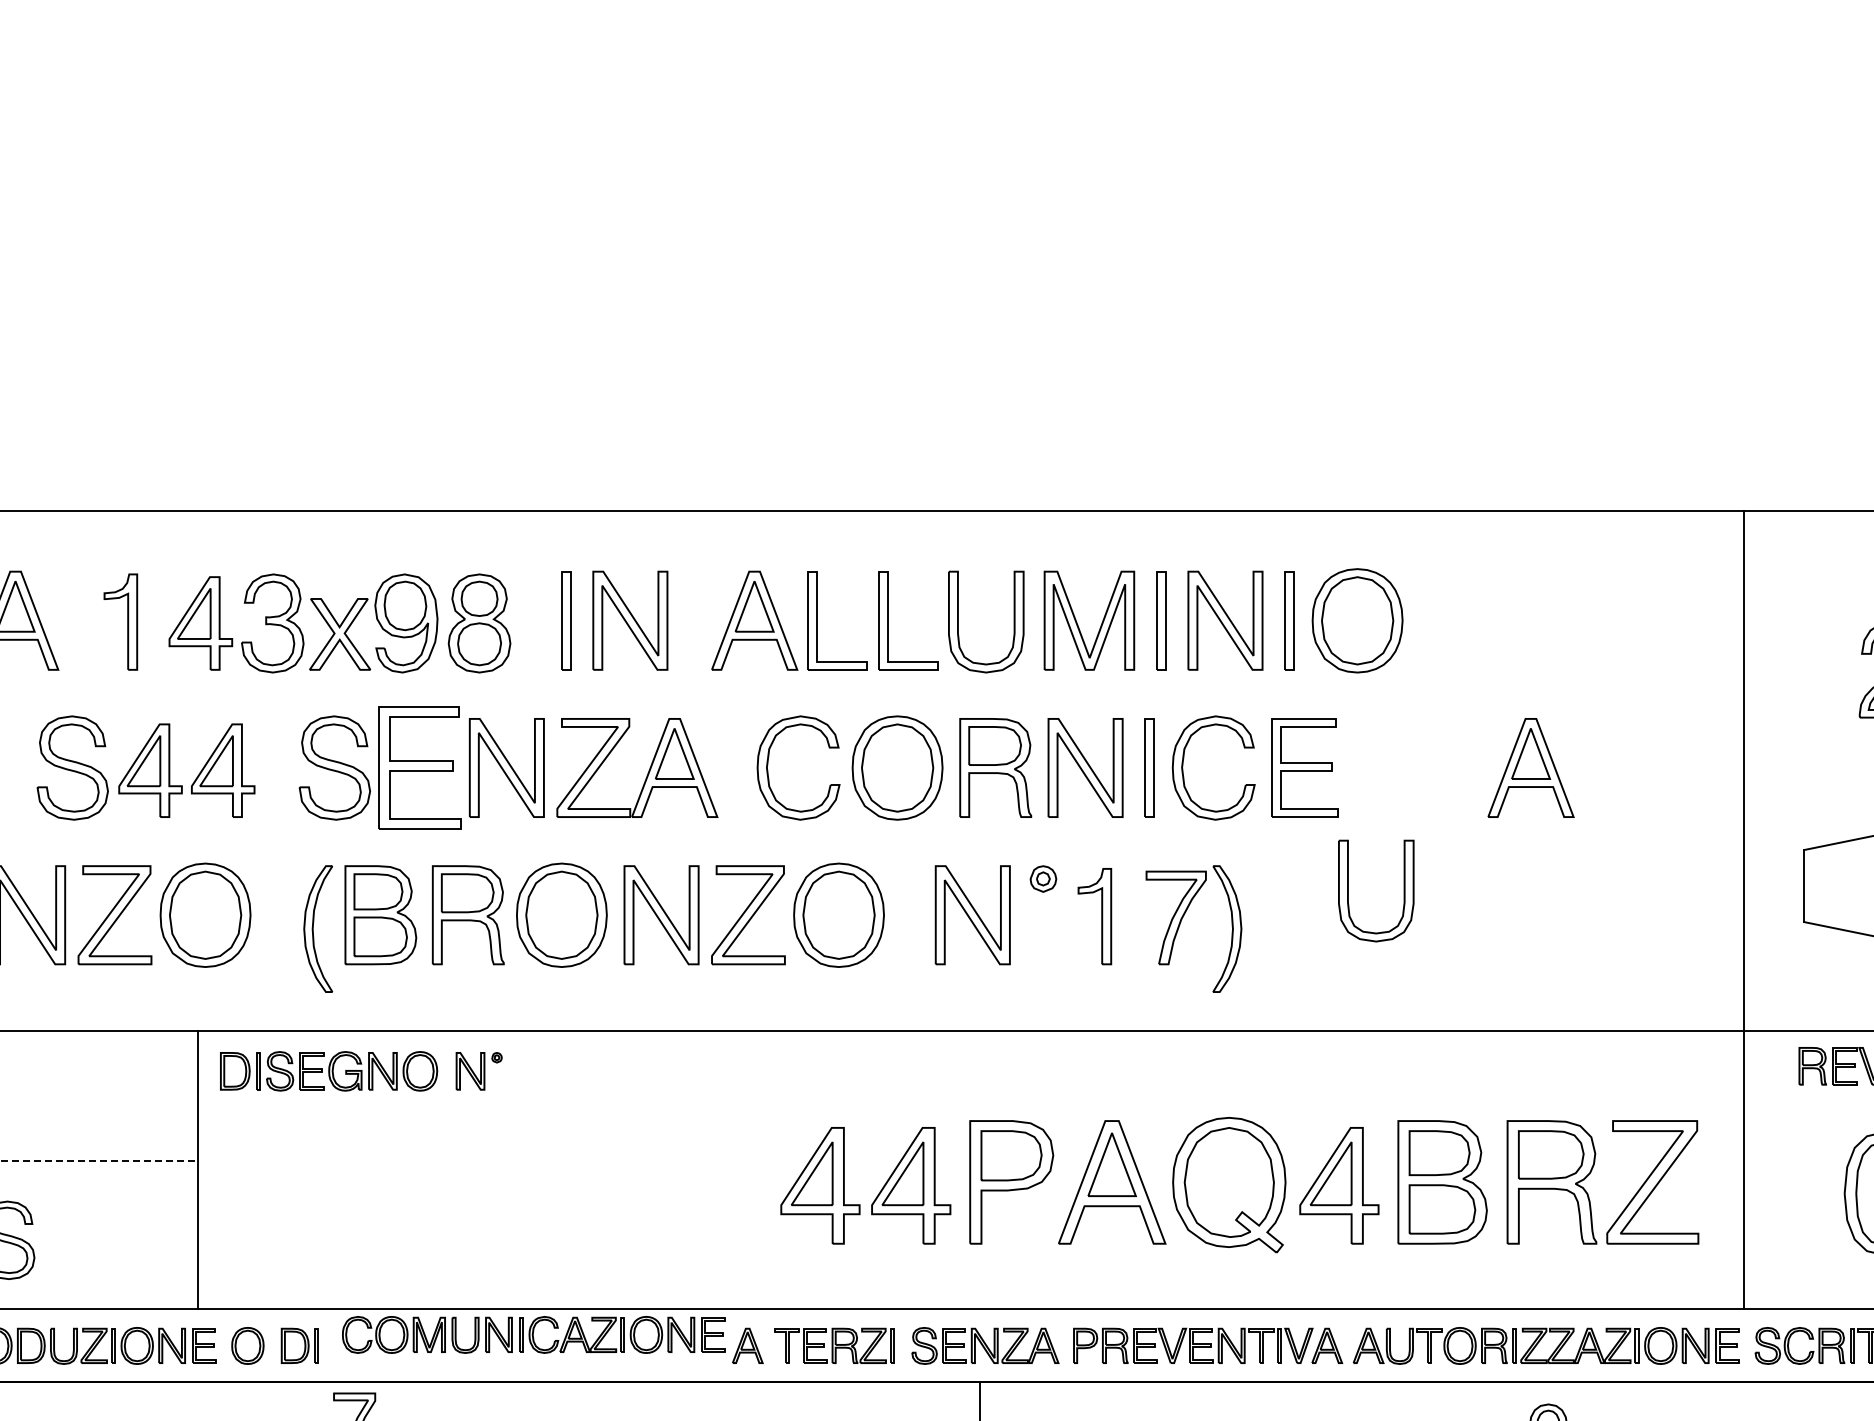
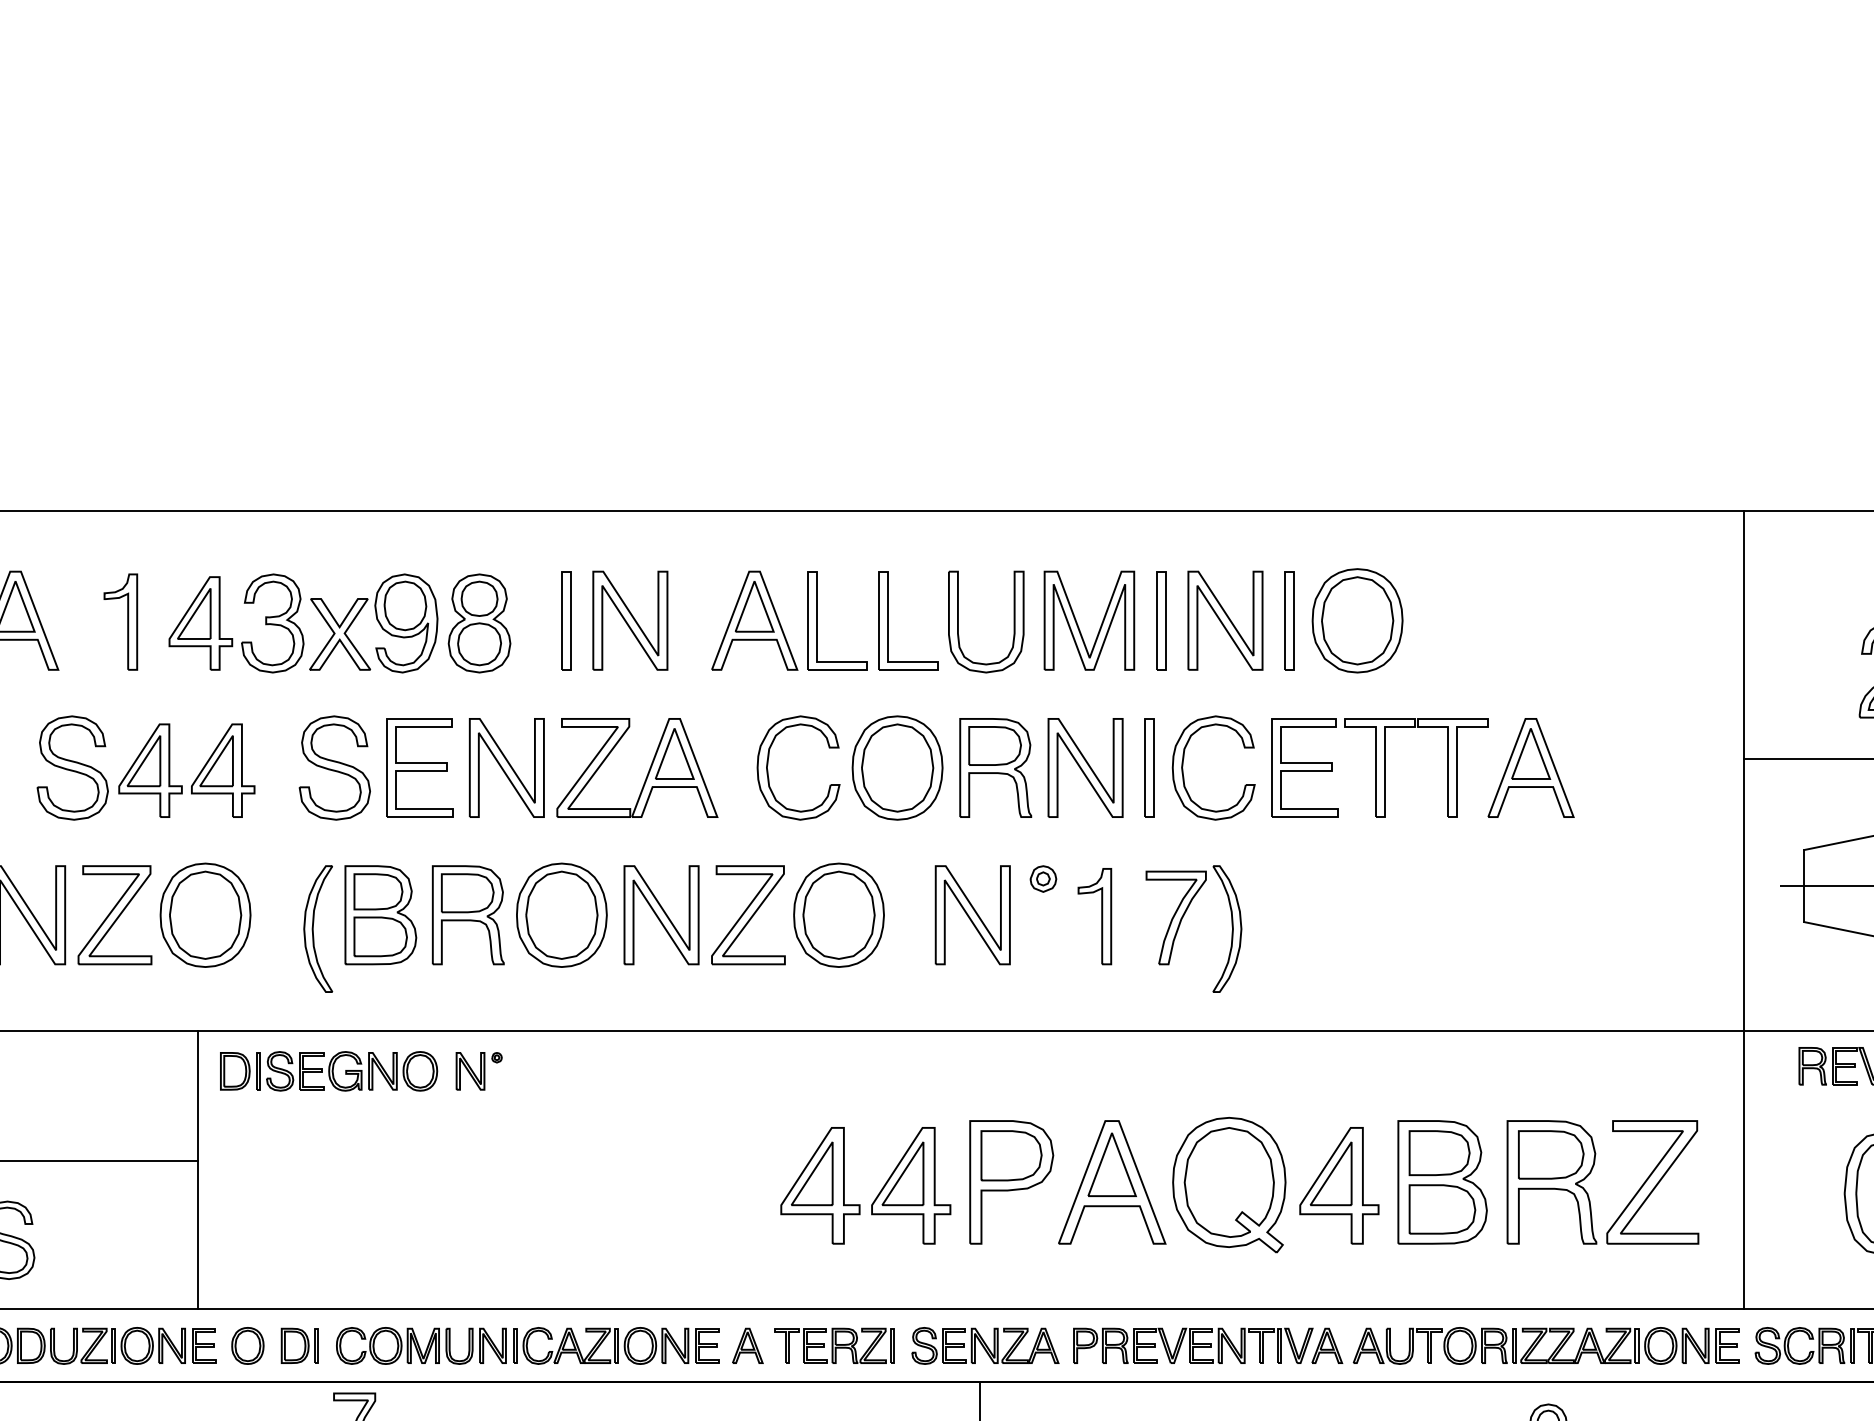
line: none -> present (1806, 759)
part size: 84x124 px -> 68x100 px (419, 767)
part: none -> present (1385, 767)
line: none -> present (1825, 886)
part: present -> none (1403, 890)
line: dashed -> solid (99, 1161)
part position: (533, 1334) -> (527, 1345) (527, 1345)
